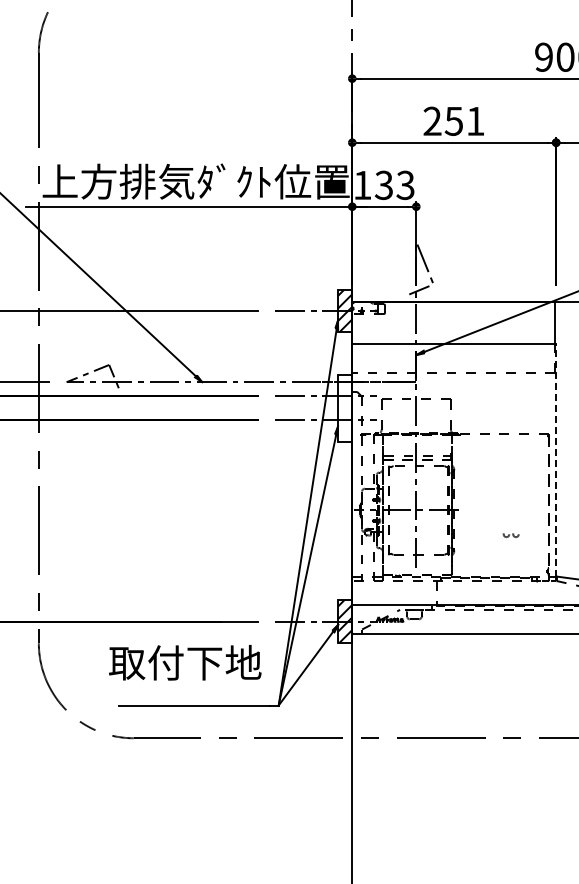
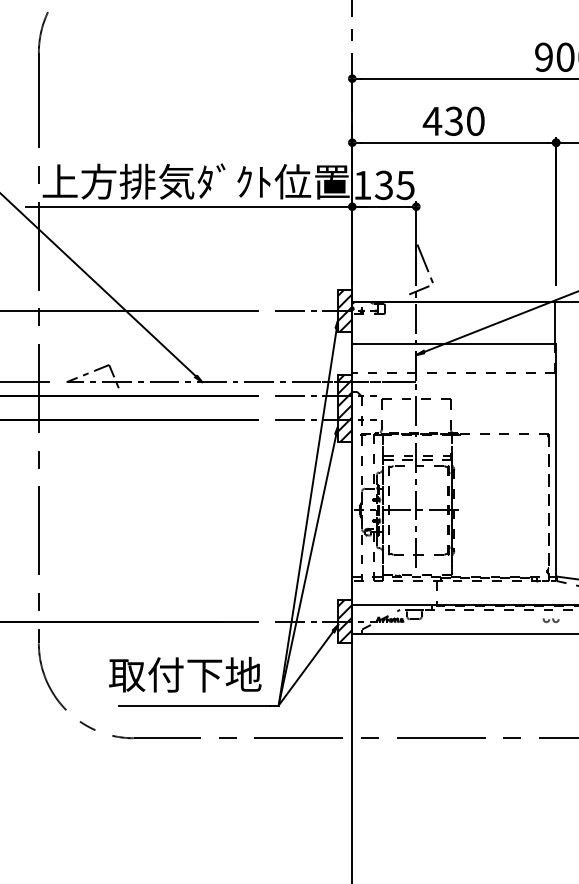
text: 251 -> 430 (453, 120)
text: 133 -> 135 (405, 184)
hatch: none -> present (345, 408)
line: dashed -> solid (556, 459)
part position: (510, 535) -> (550, 620) (550, 620)
text position: (185, 662) -> (185, 674) (185, 674)
